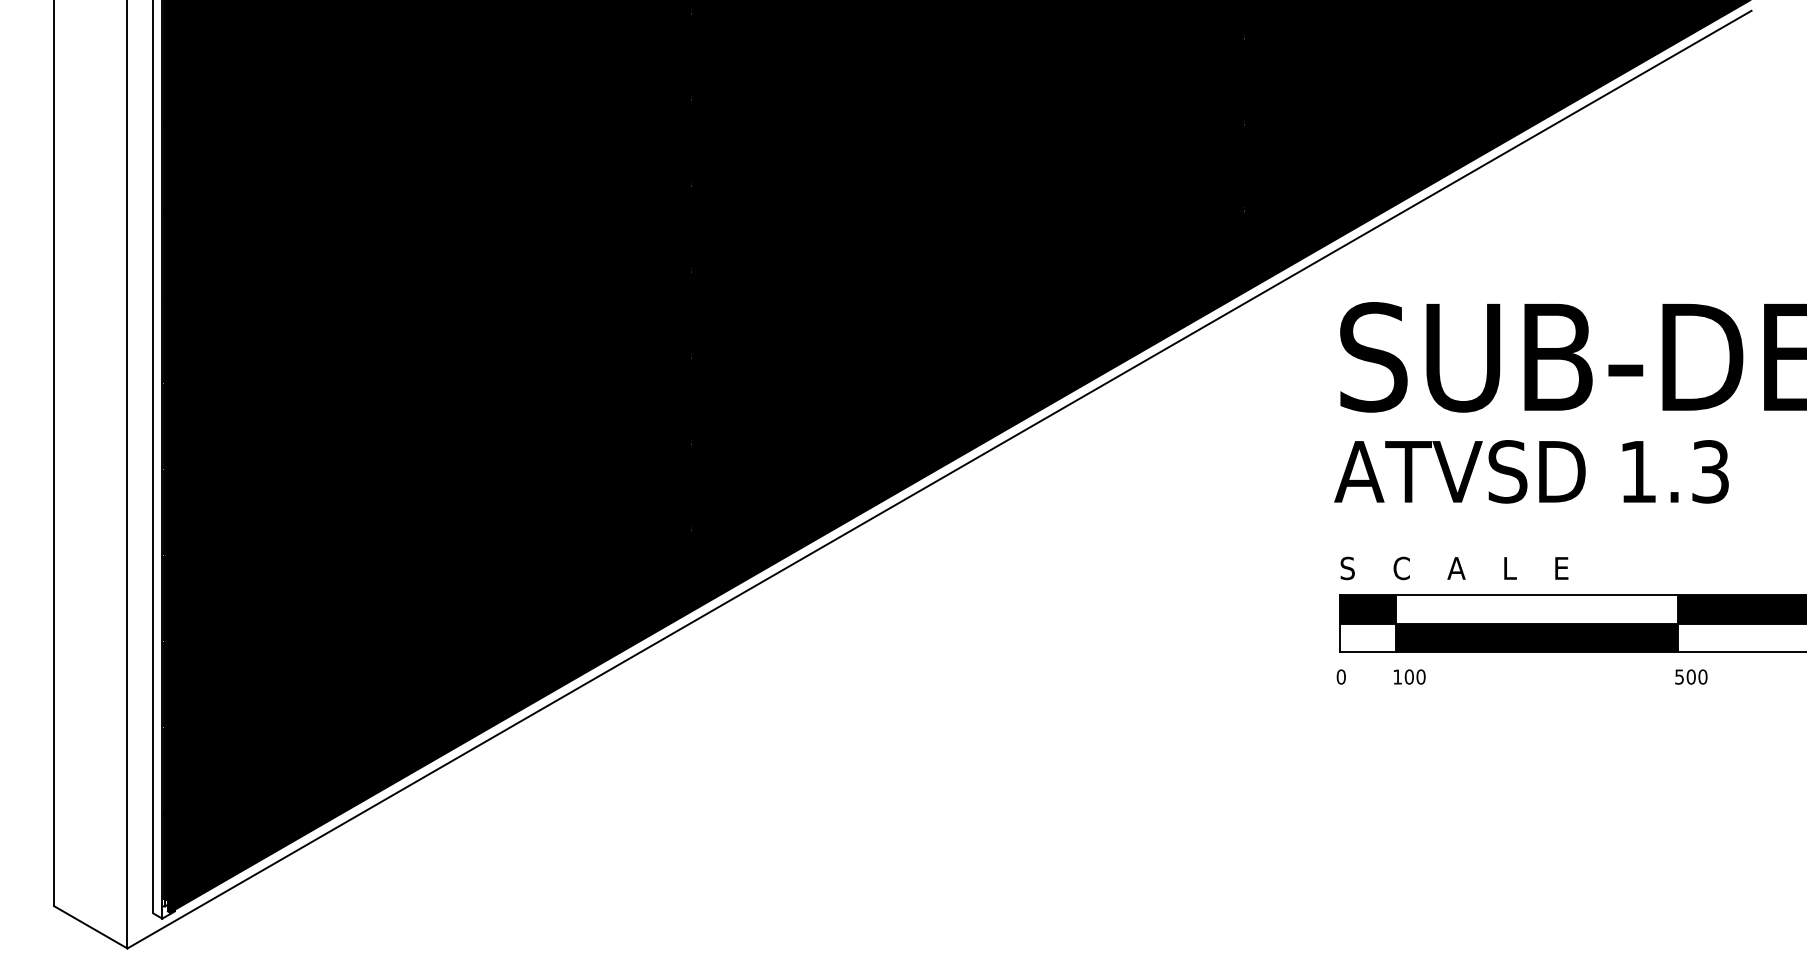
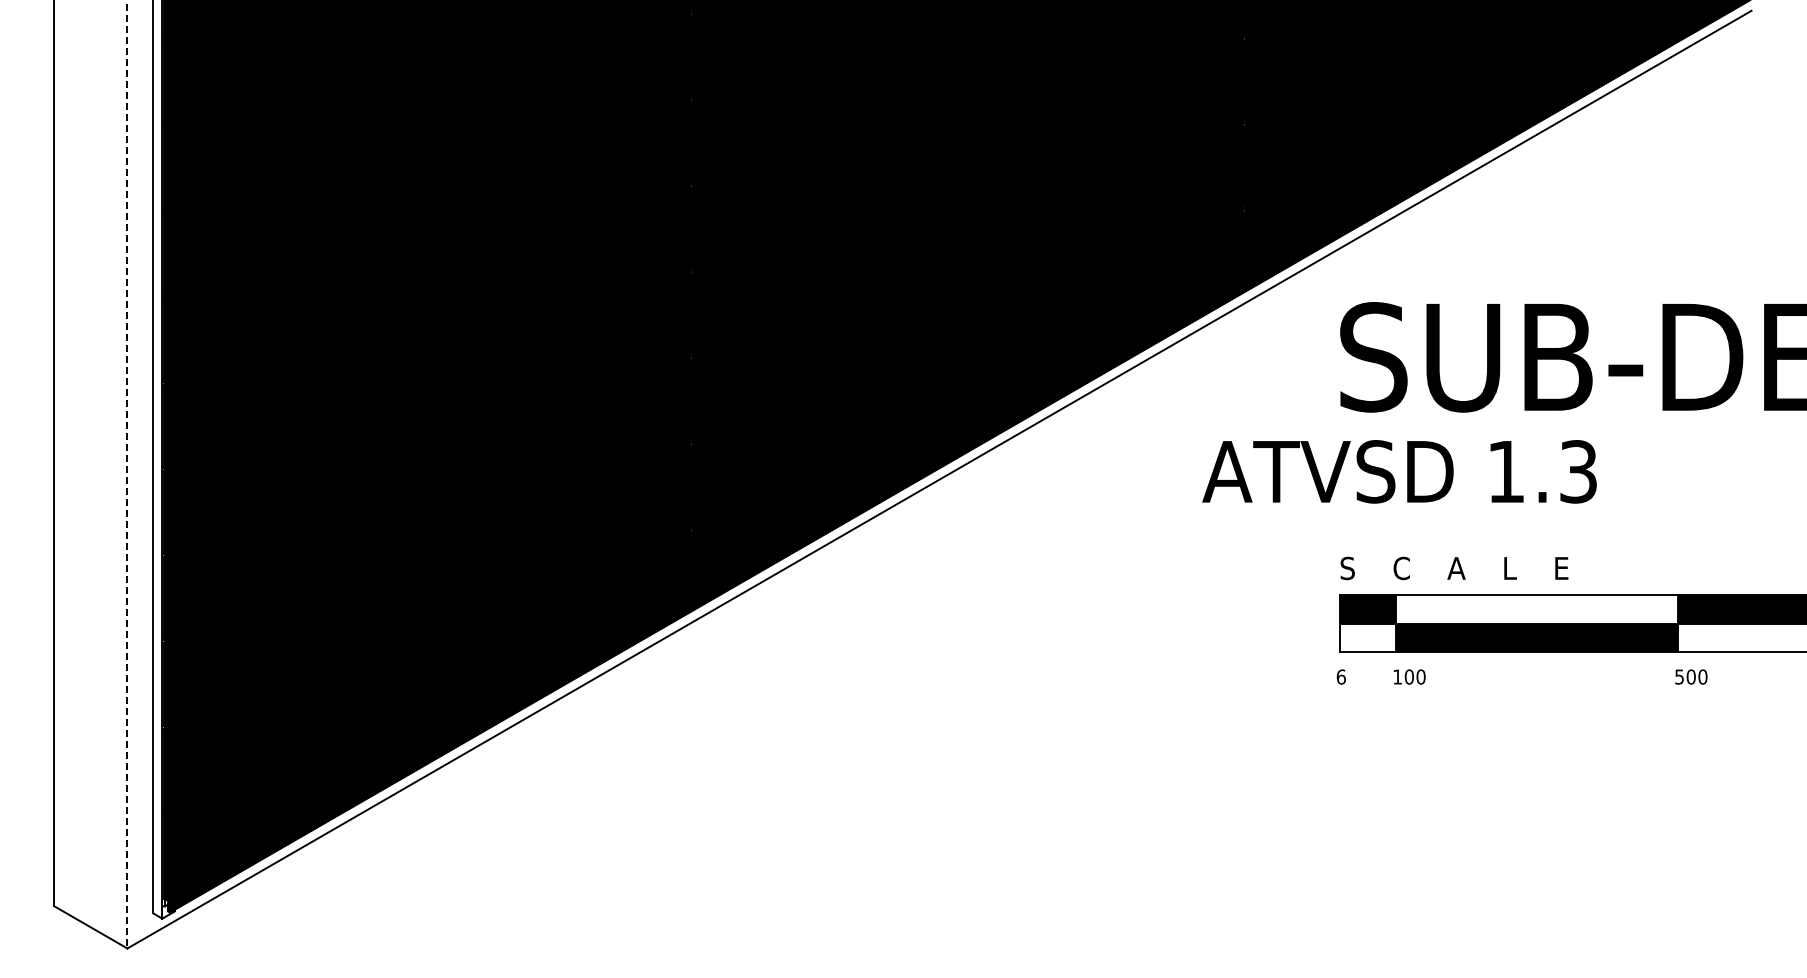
text position: (1531, 471) -> (1399, 471) (1399, 471)
line: solid -> dashed (127, 474)
text: 0 -> 6 (1340, 676)
